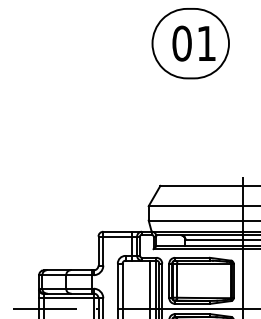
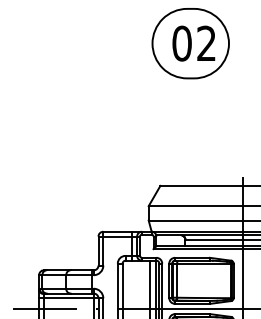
text: 01 -> 02 (206, 42)
